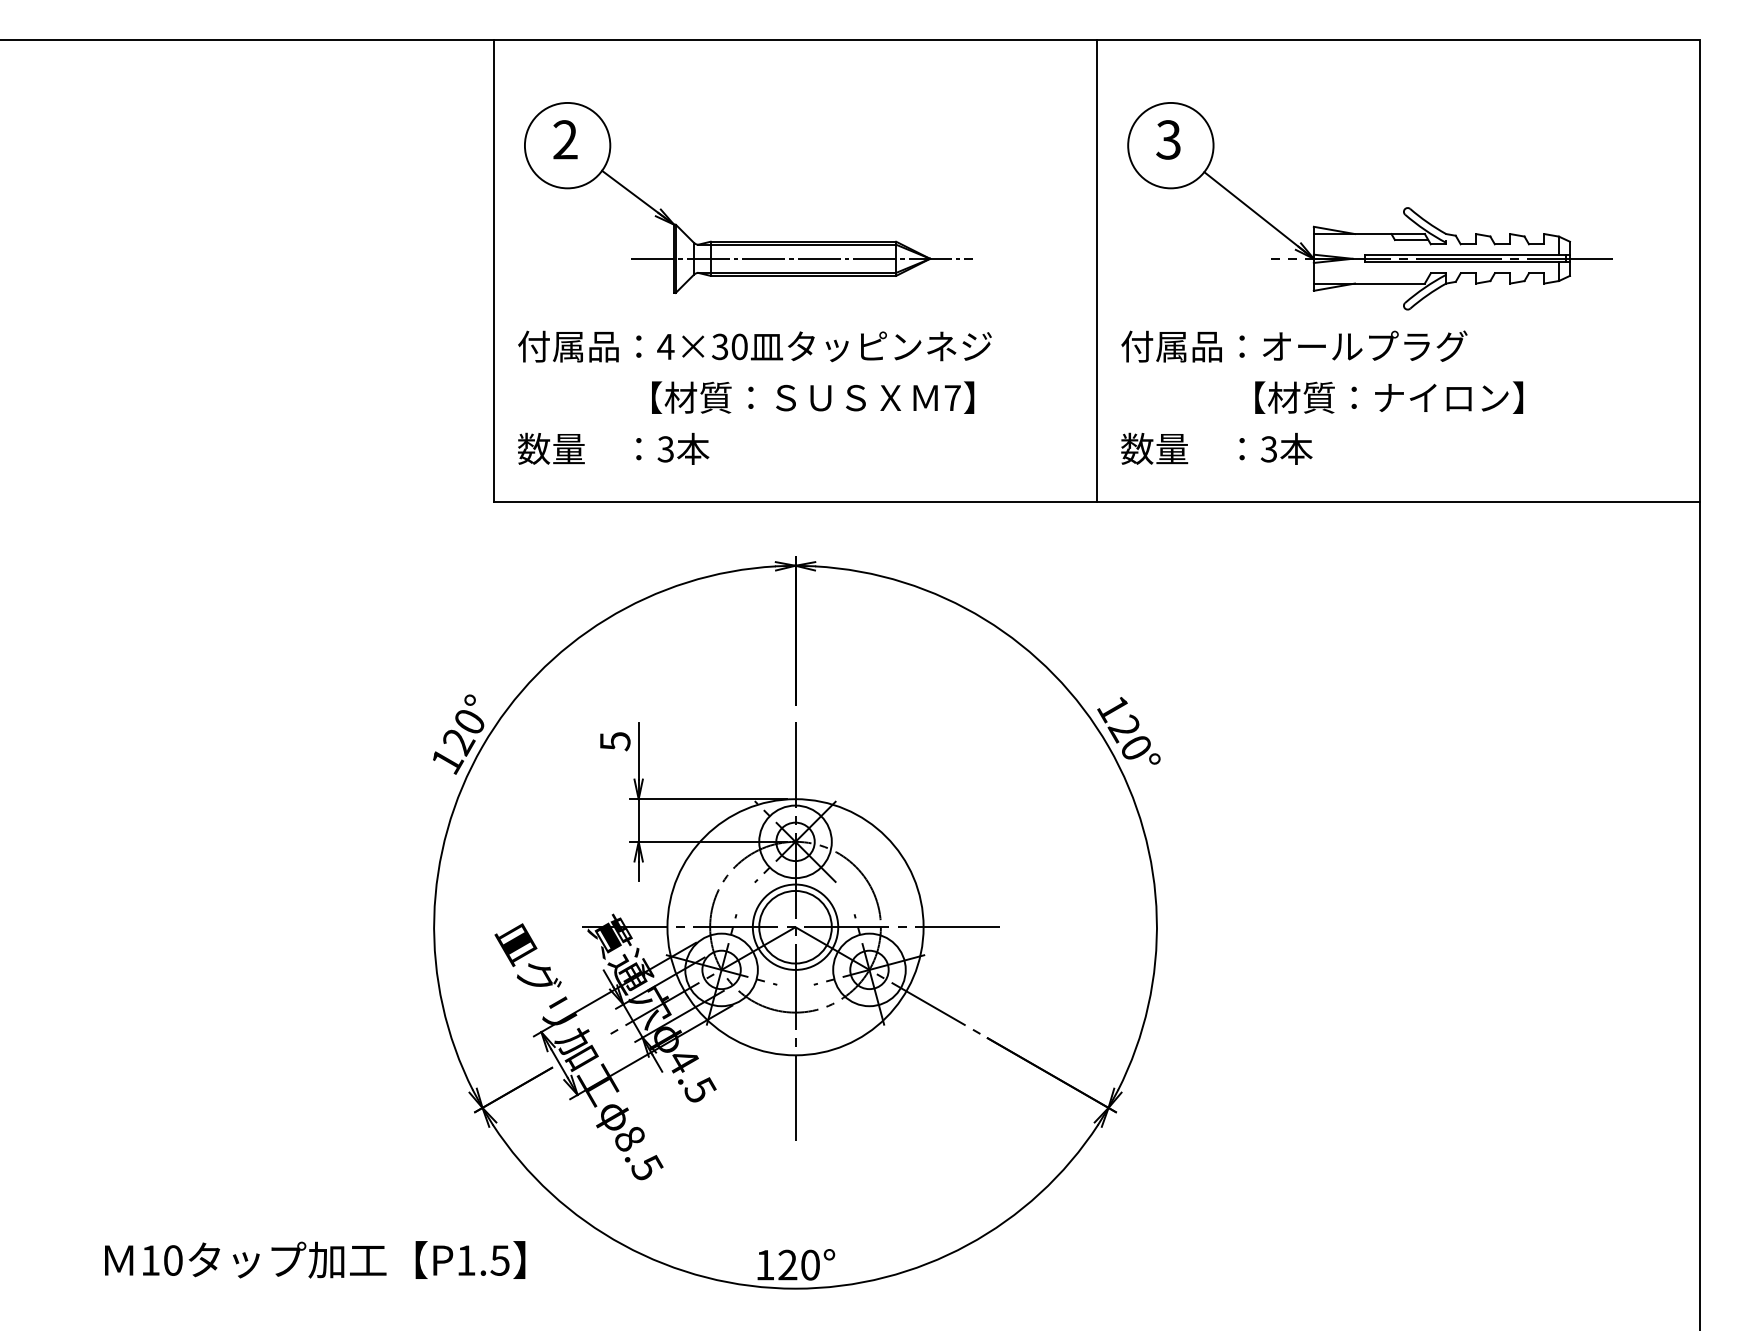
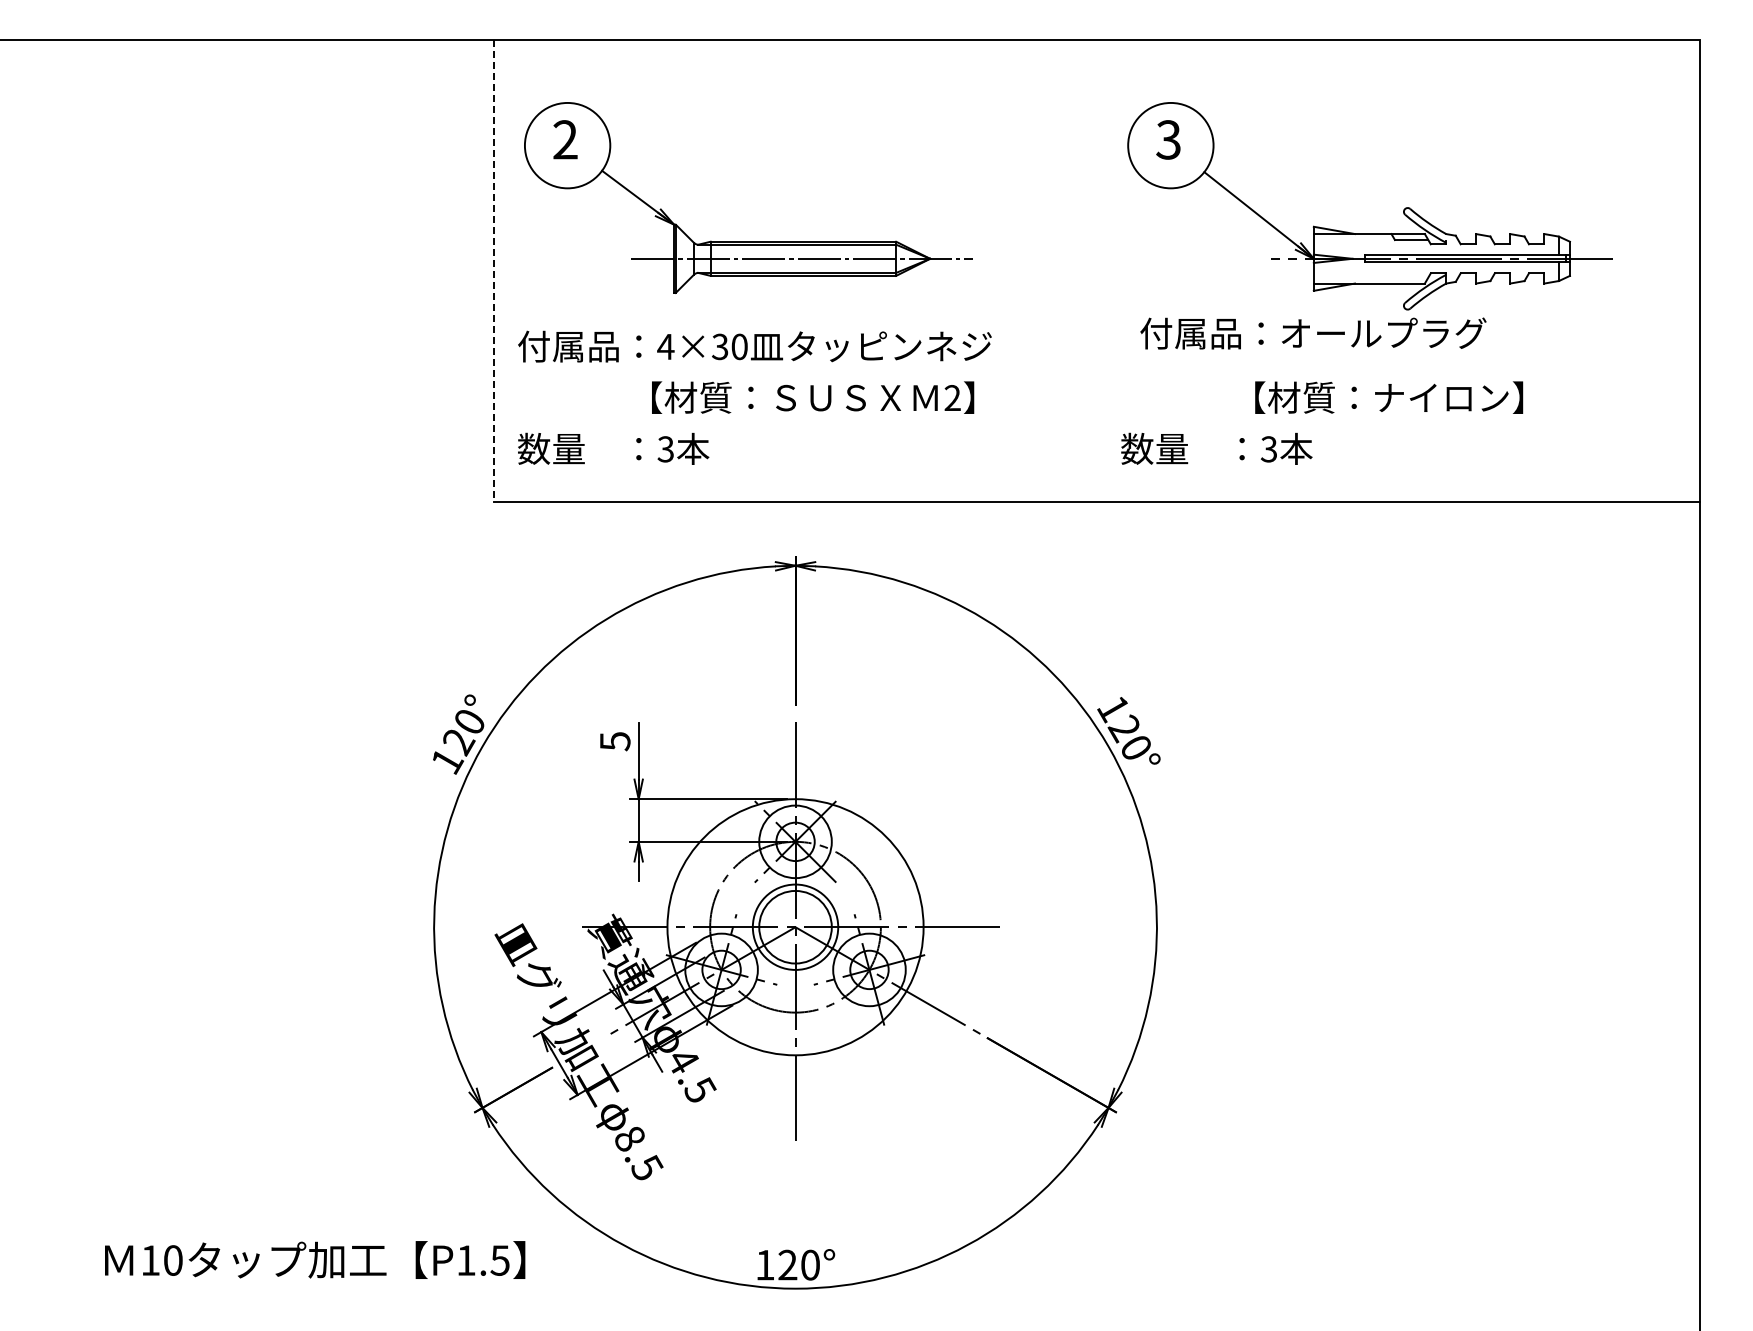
line: present -> none (1097, 270)
line: solid -> dashed (493, 271)
text position: (1294, 346) -> (1313, 333) (1313, 333)
text: 7 -> 2 (952, 397)
